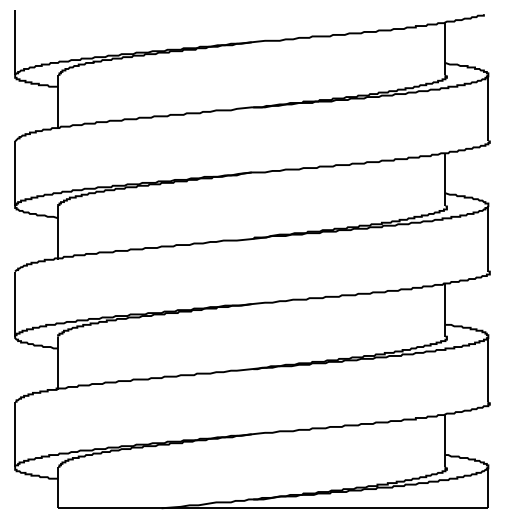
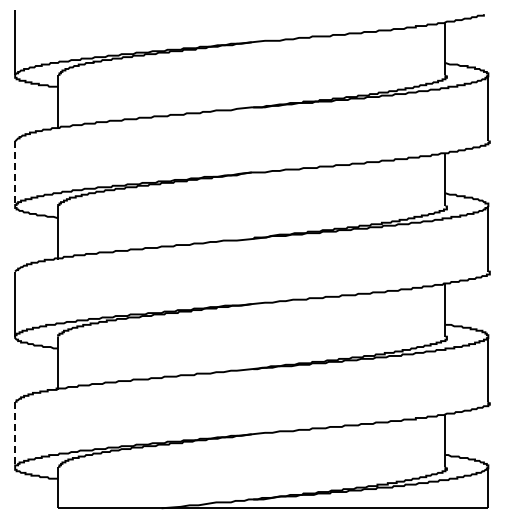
line: solid -> dashed (15, 173)
line: solid -> dashed (15, 434)
